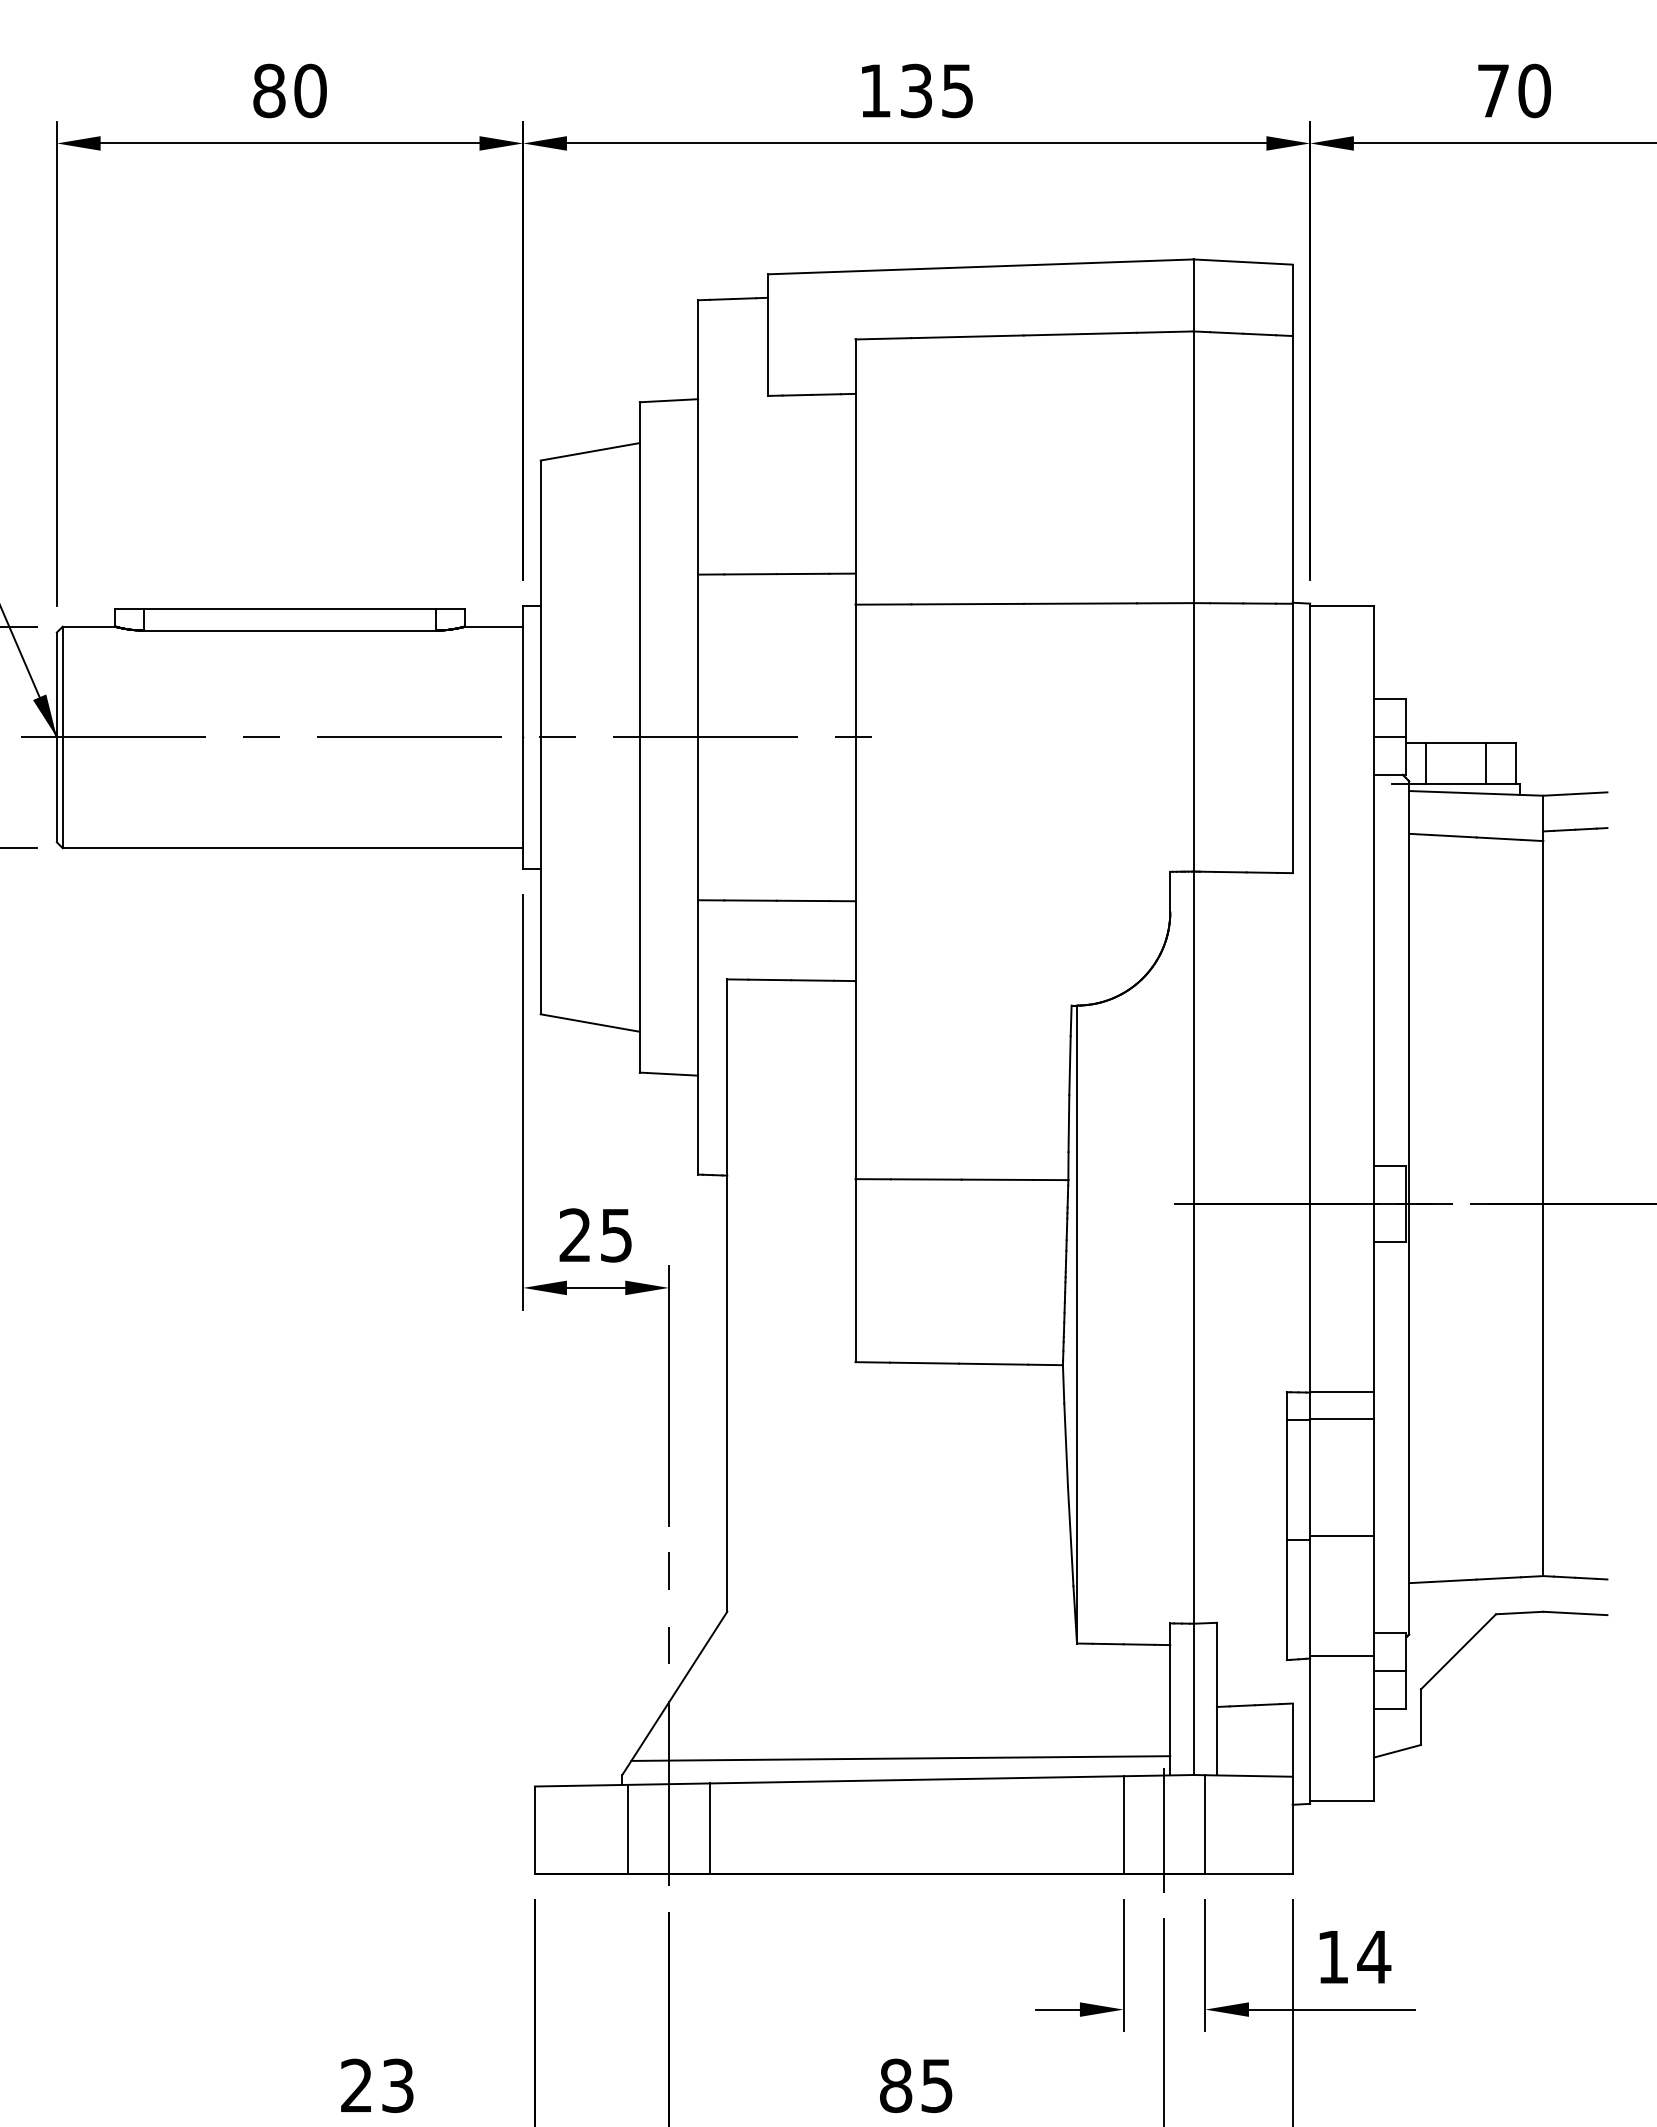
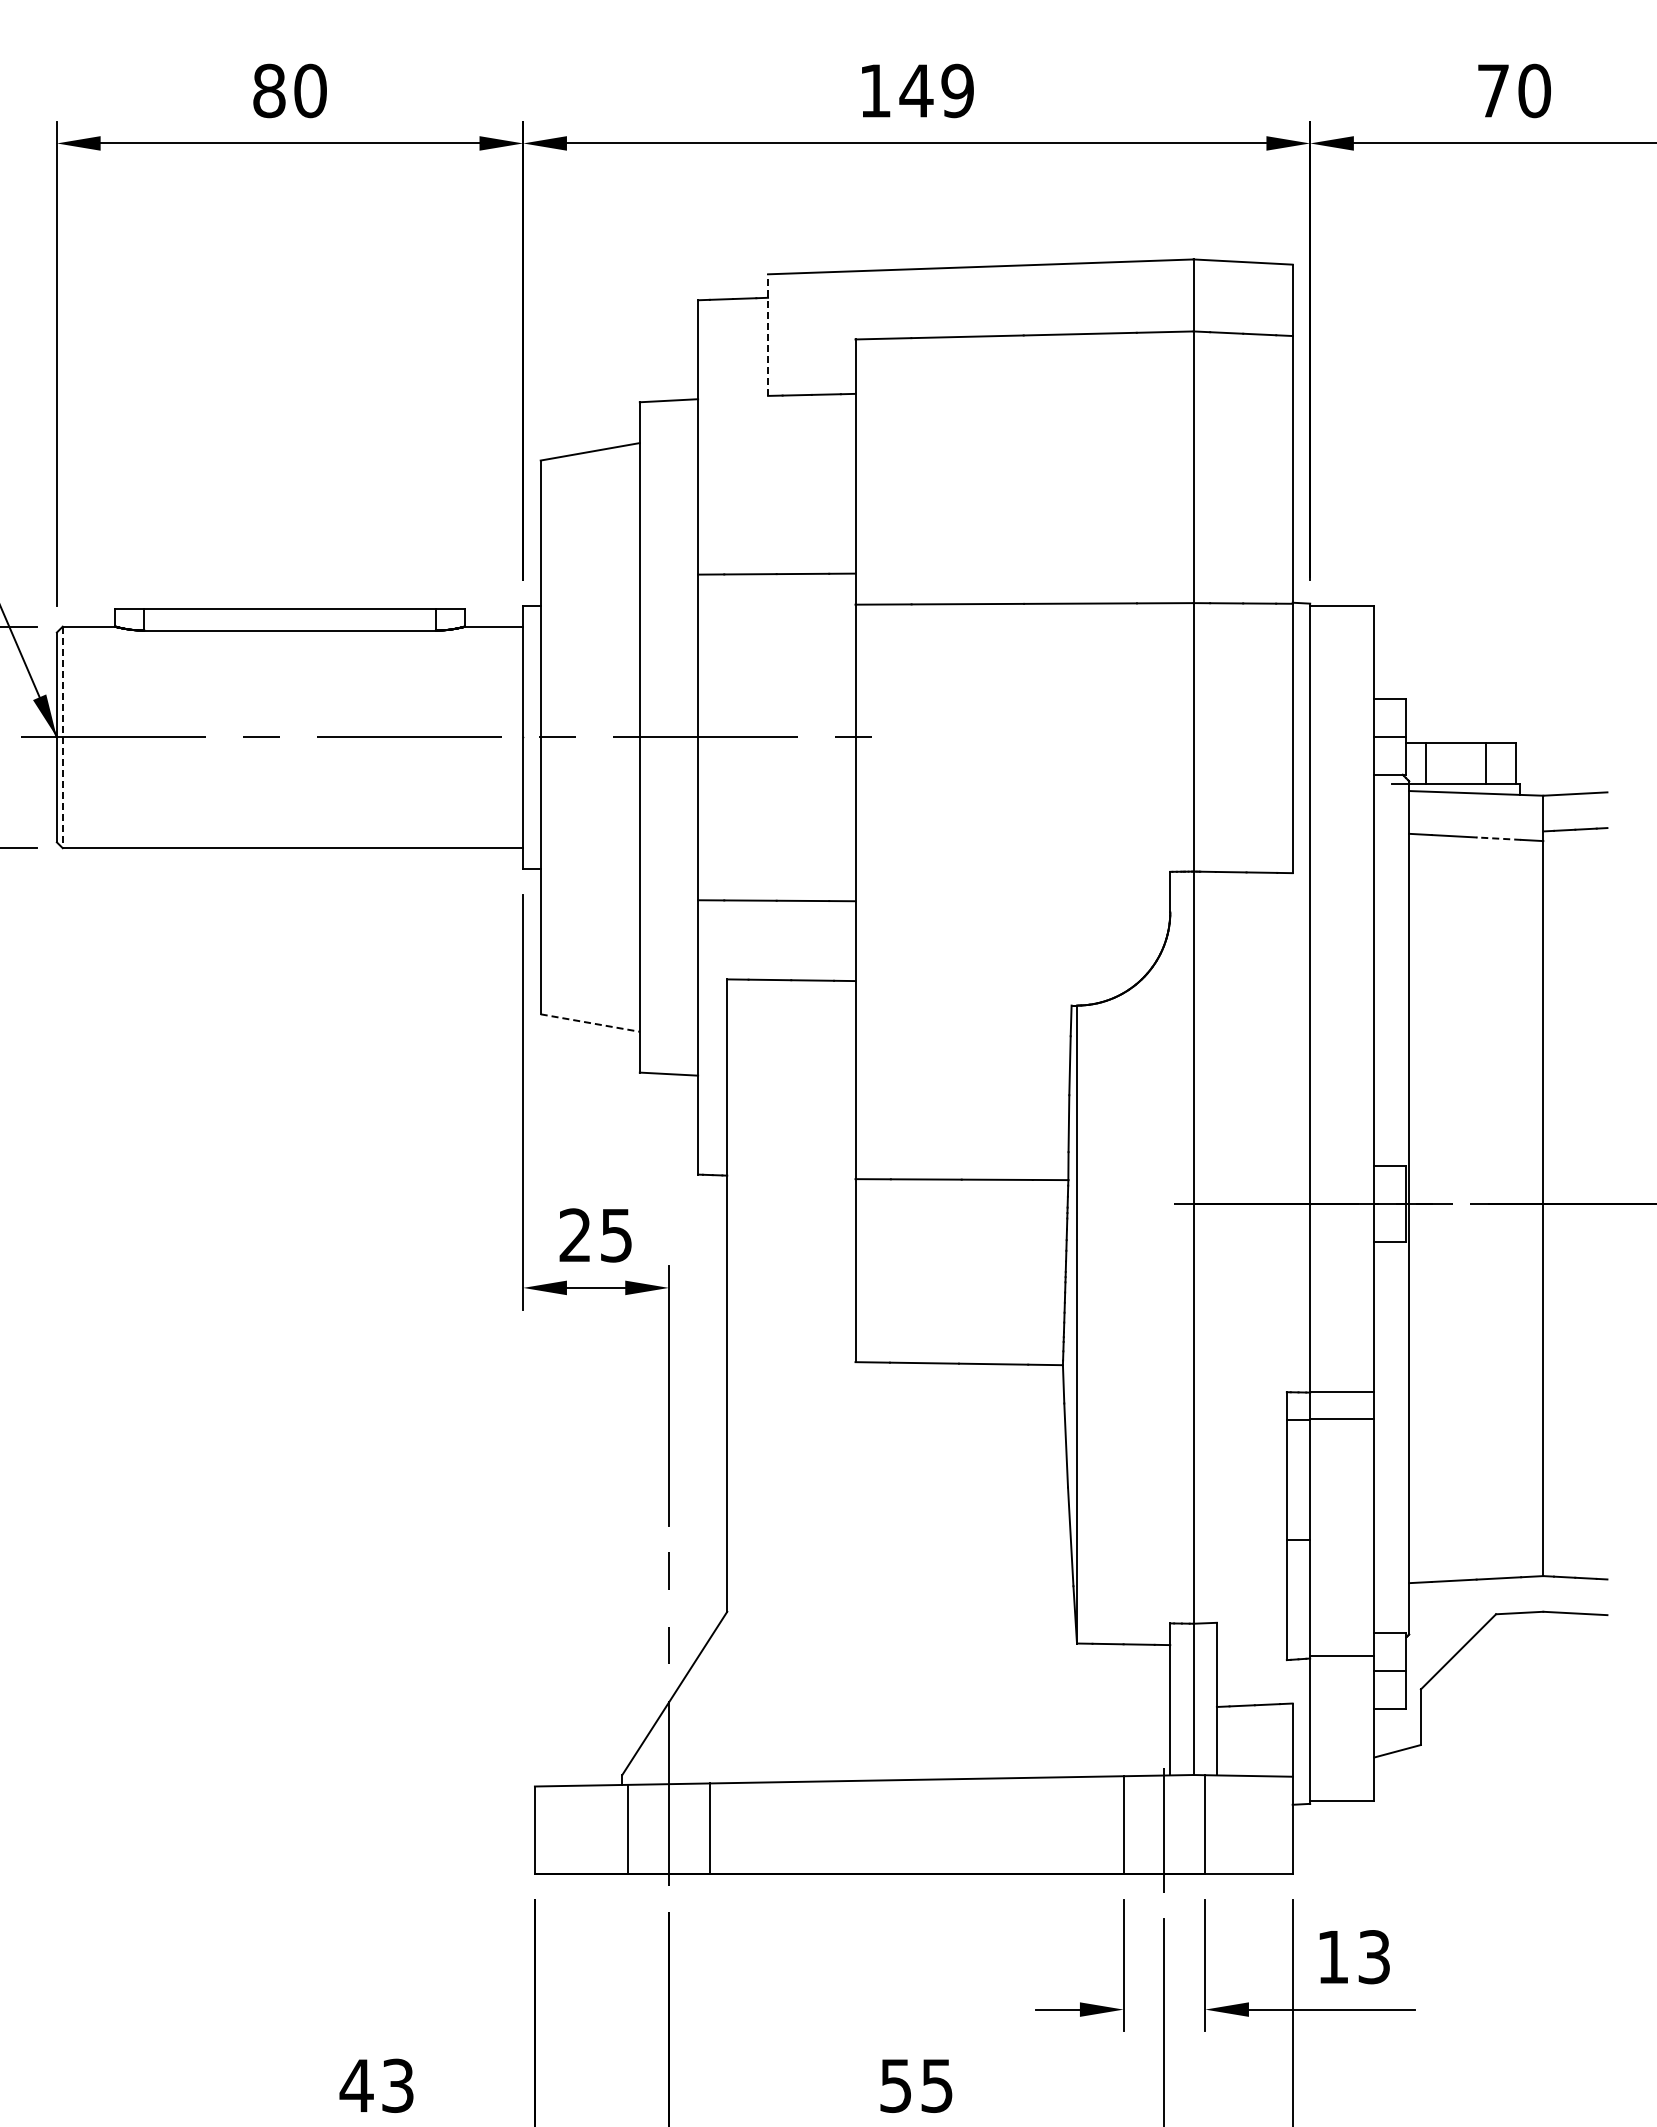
text: 135 -> 149 (936, 90)
line: solid -> dashed (768, 335)
line: solid -> dashed (62, 737)
line: solid -> dashed (1498, 838)
line: solid -> dashed (590, 1023)
line: present -> none (1342, 1536)
line: present -> none (900, 1758)
text: 14 -> 13 (1374, 1957)
text: 23 -> 43 (356, 2084)
text: 85 -> 55 (896, 2085)
